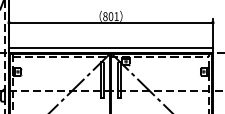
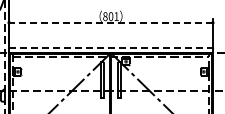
line: solid -> dashed (111, 22)
line: solid -> dashed (111, 48)
